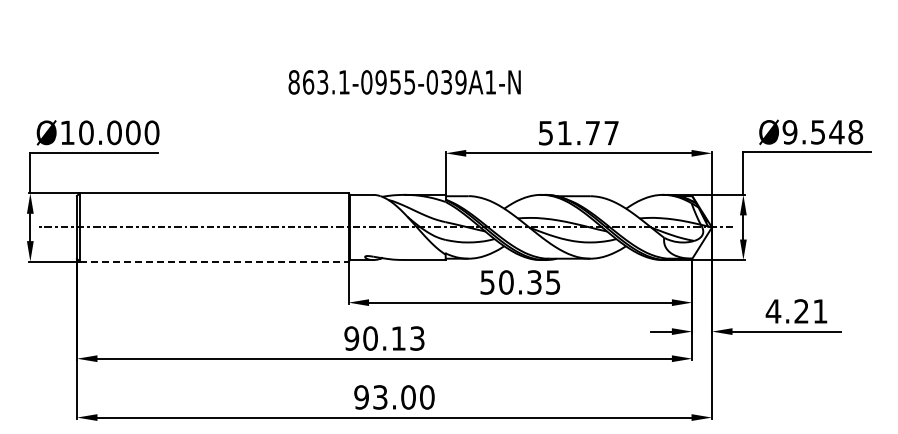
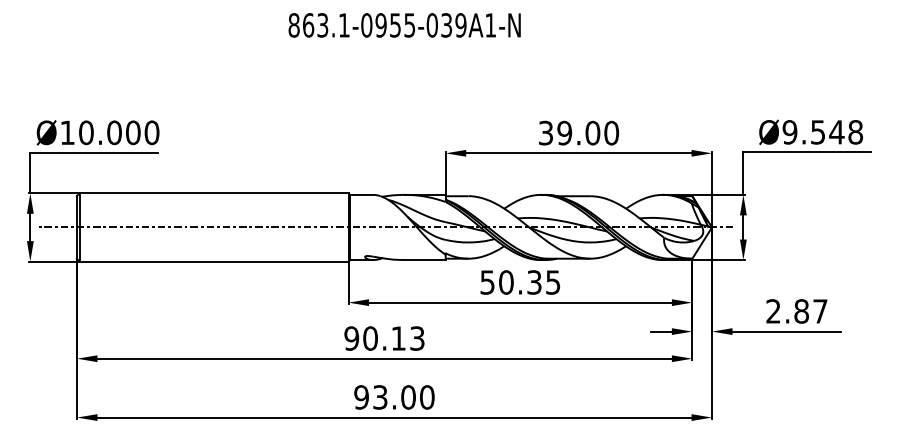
text position: (404, 82) -> (404, 25) (404, 25)
text: 51.77 -> 39.00 (579, 132)
line: dashed -> solid (214, 261)
text: 4.21 -> 2.87 (796, 311)
